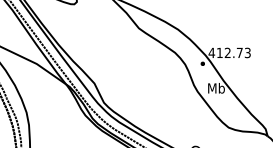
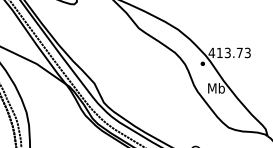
text: 412.73 -> 413.73 (227, 53)
